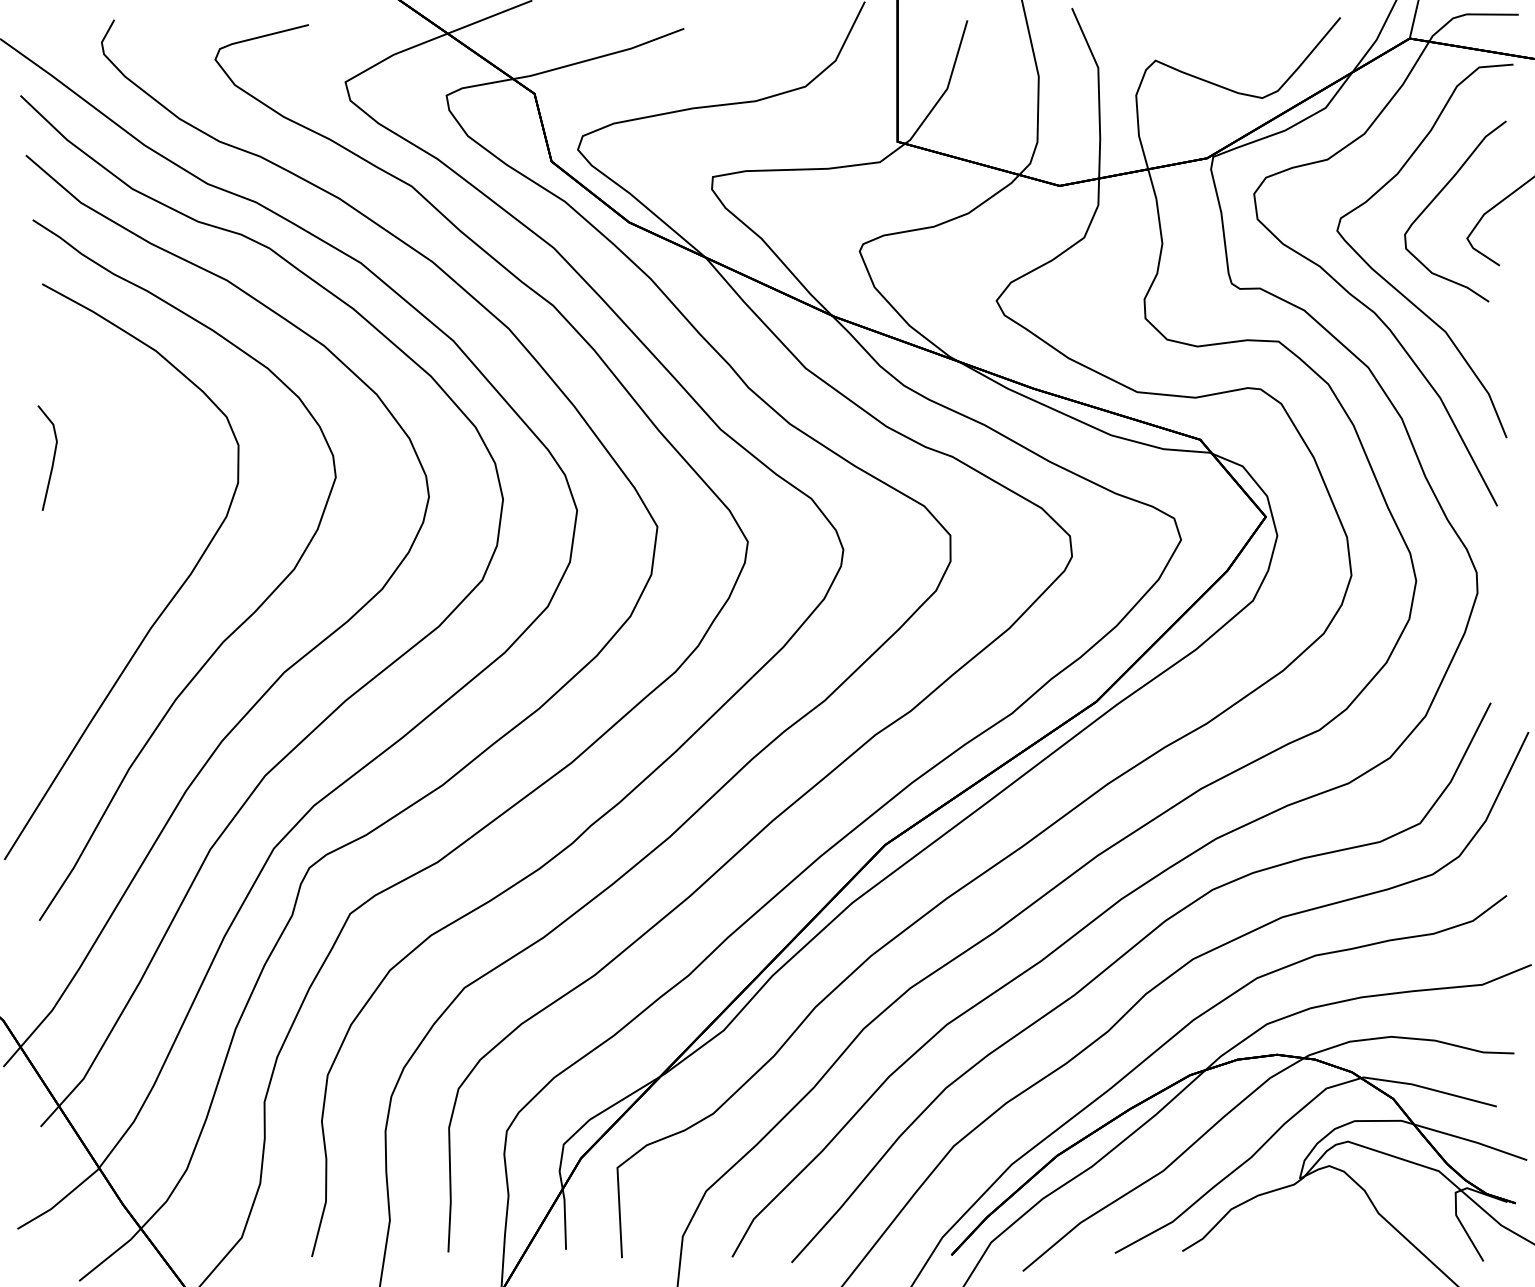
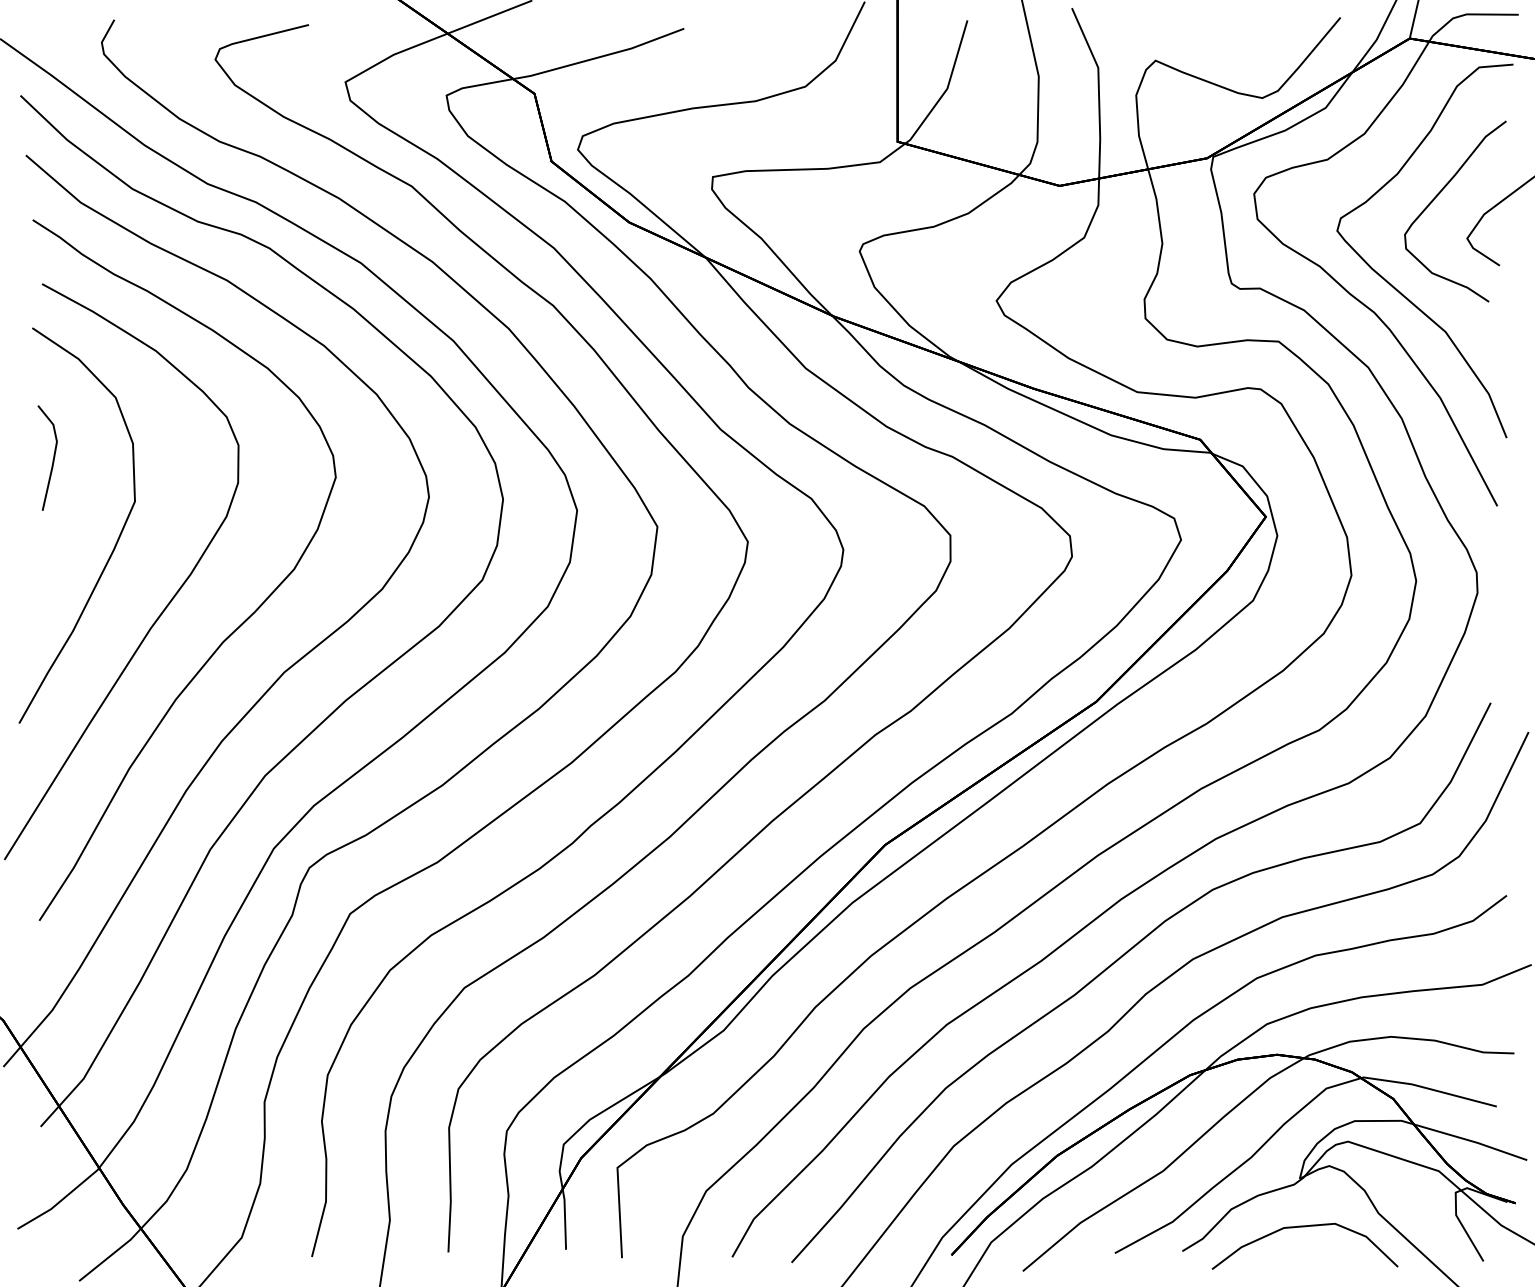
part: none -> present (114, 545)
curve: none -> present (1304, 1227)
